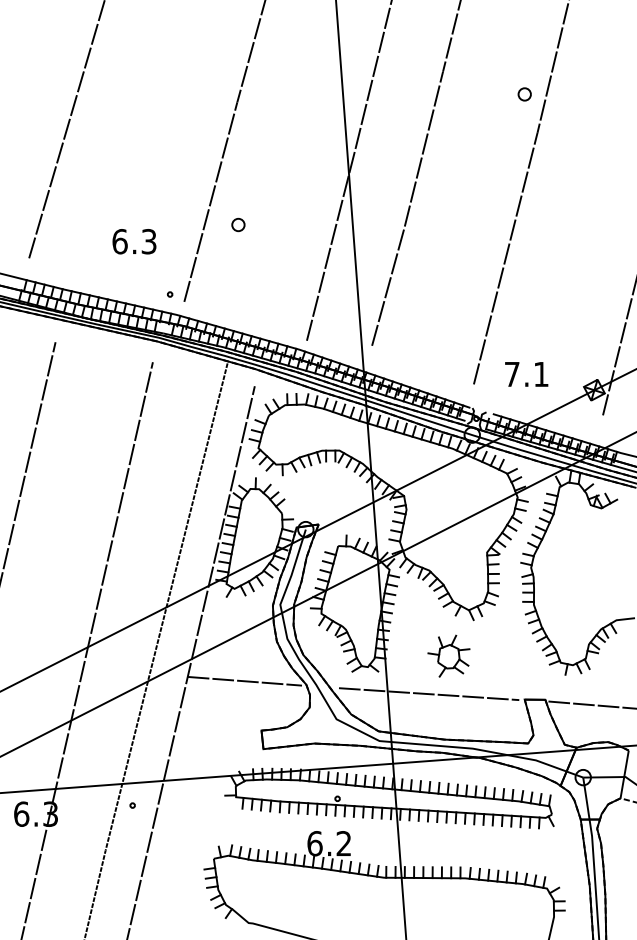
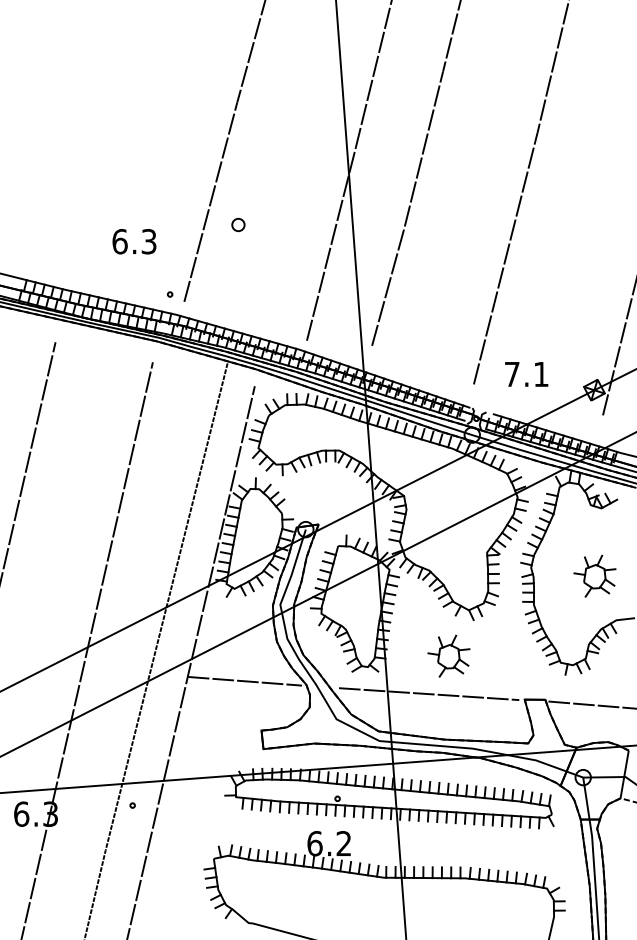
part: present -> none (524, 94)
line: present -> none (66, 130)
part: none -> present (594, 575)
